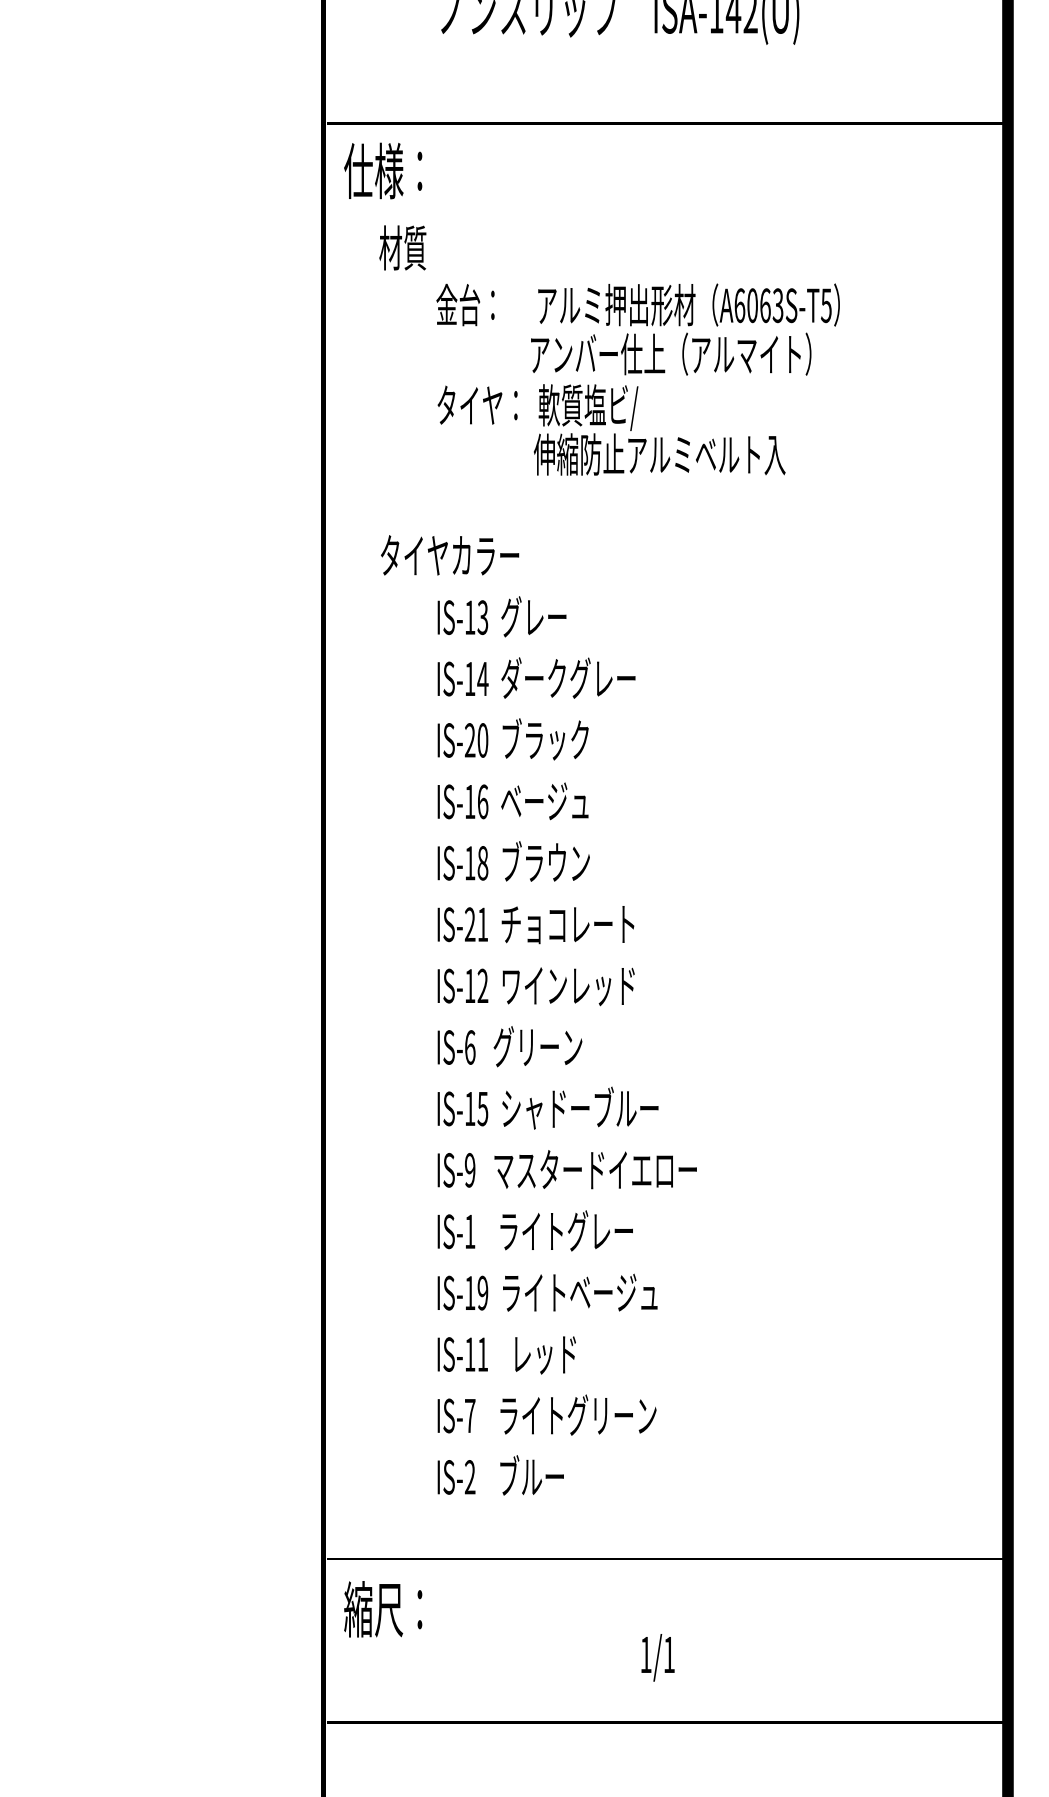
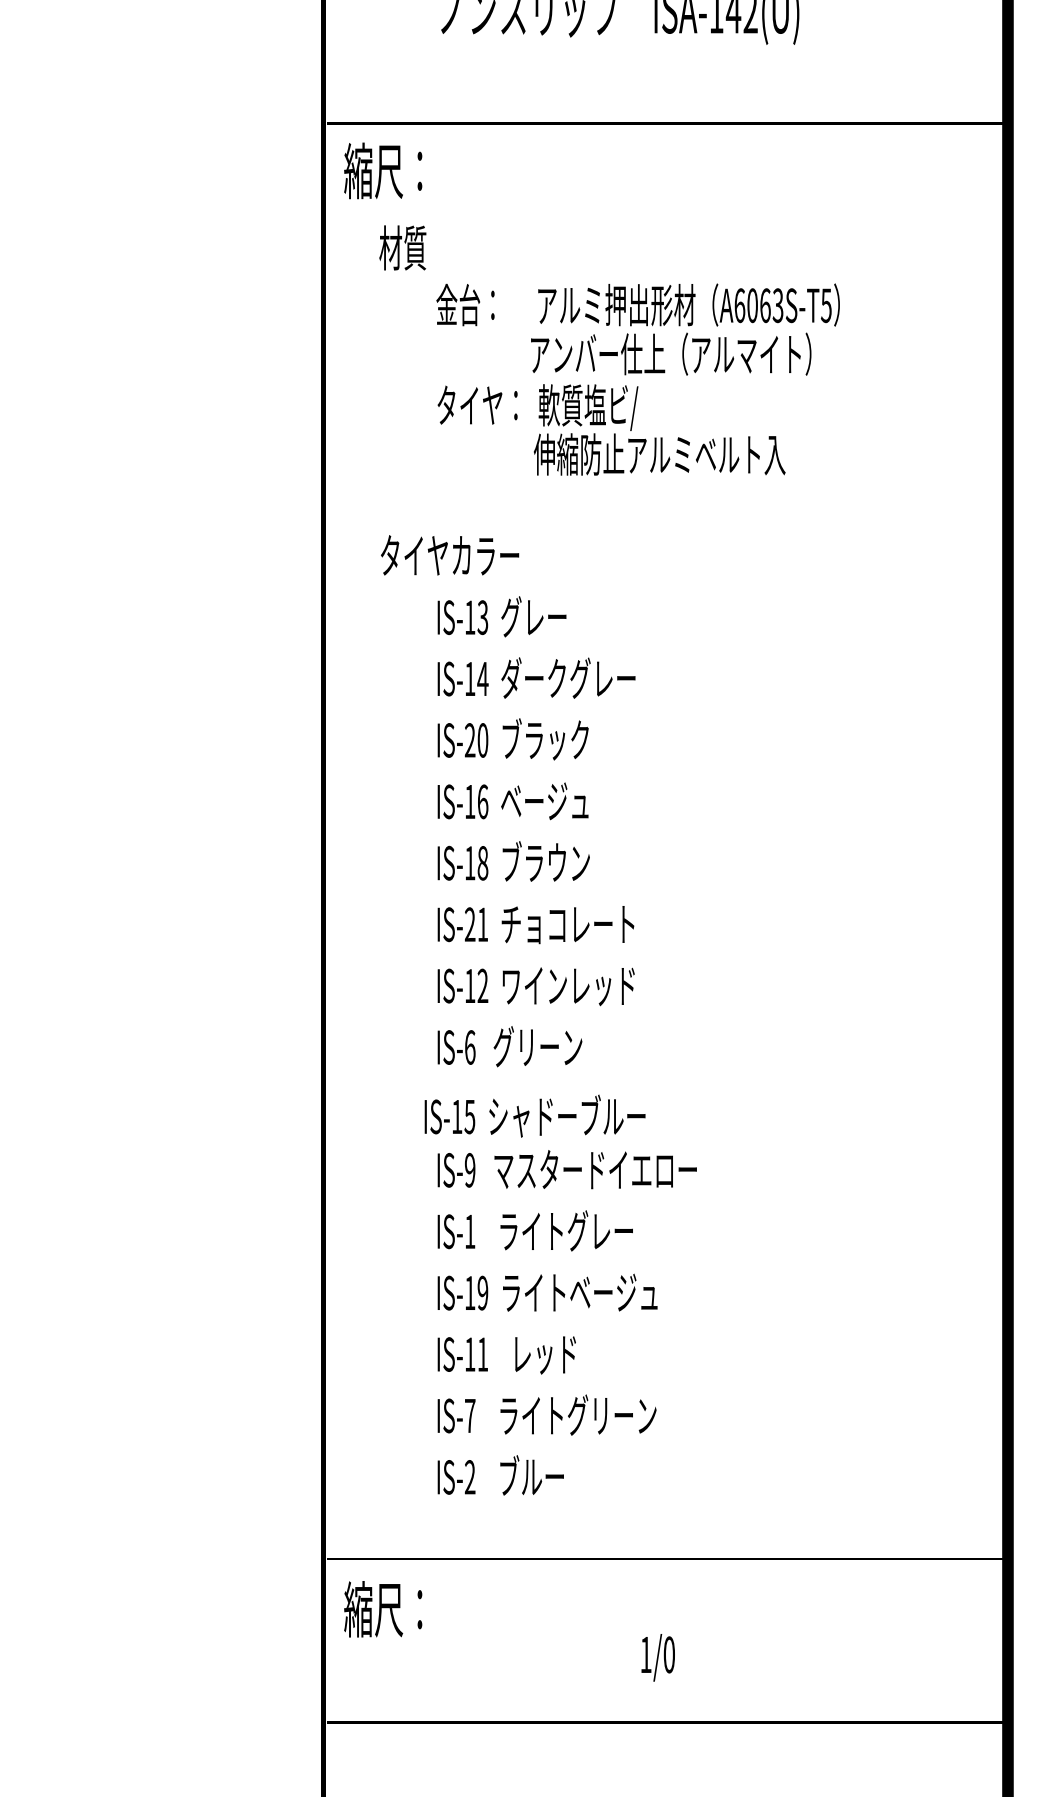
text: 仕様： -> 縮尺： (373, 170)
text position: (547, 1107) -> (534, 1115) (534, 1115)
text: 1/1 -> 1/0 (668, 1654)
